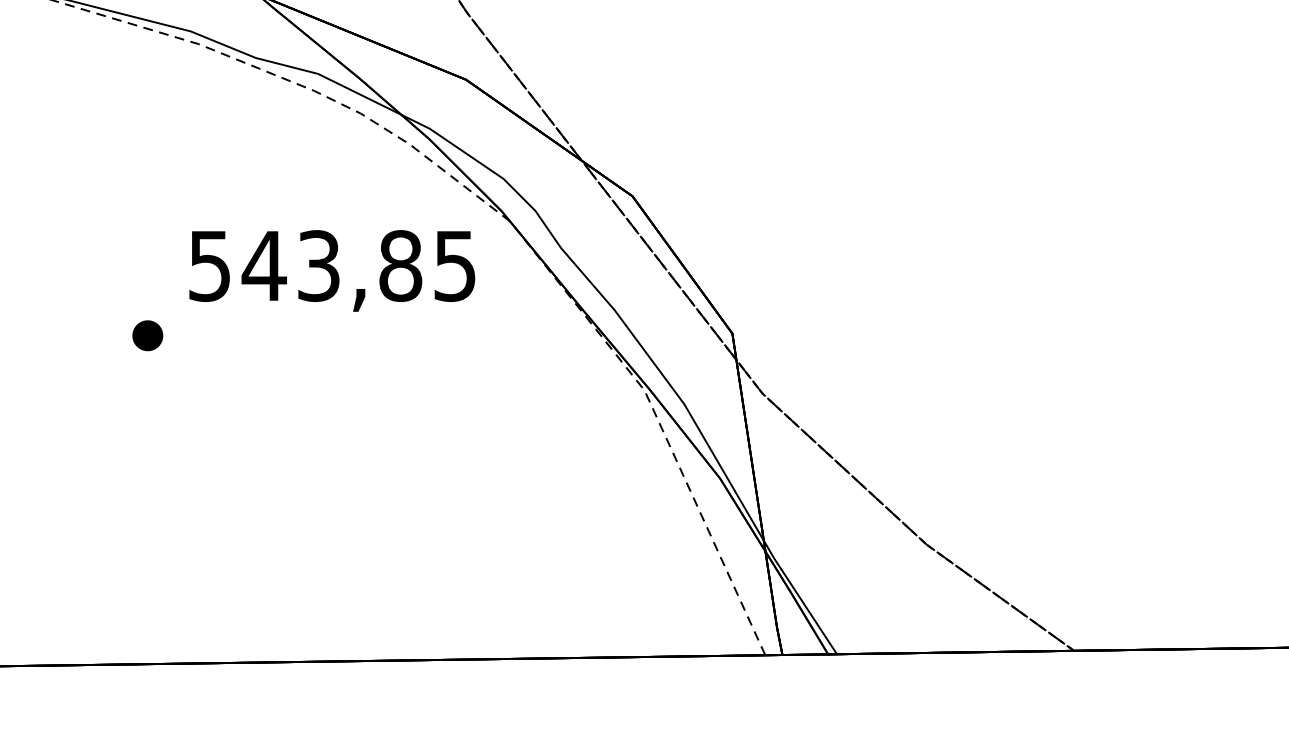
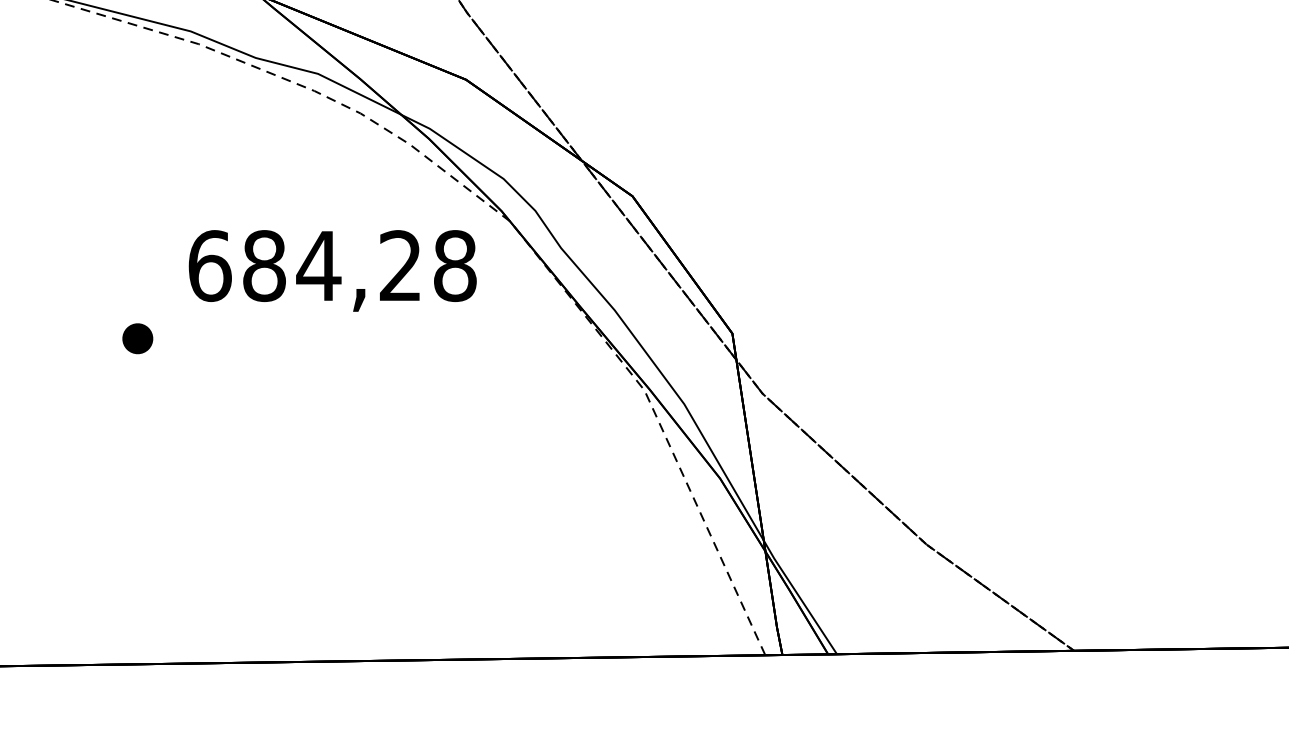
text: 543,85 -> 684,28 (332, 266)
part position: (147, 335) -> (137, 338) (137, 338)
